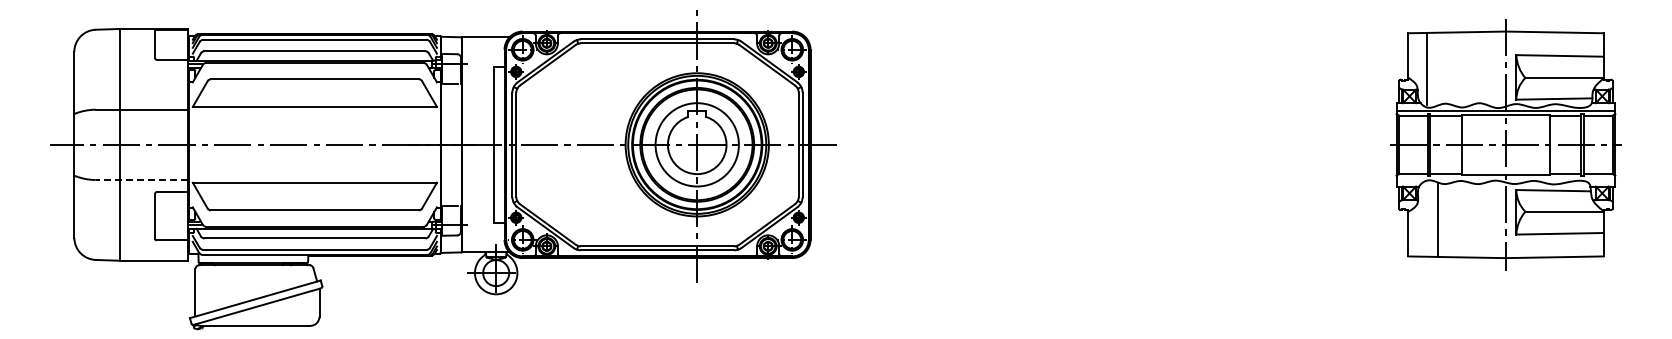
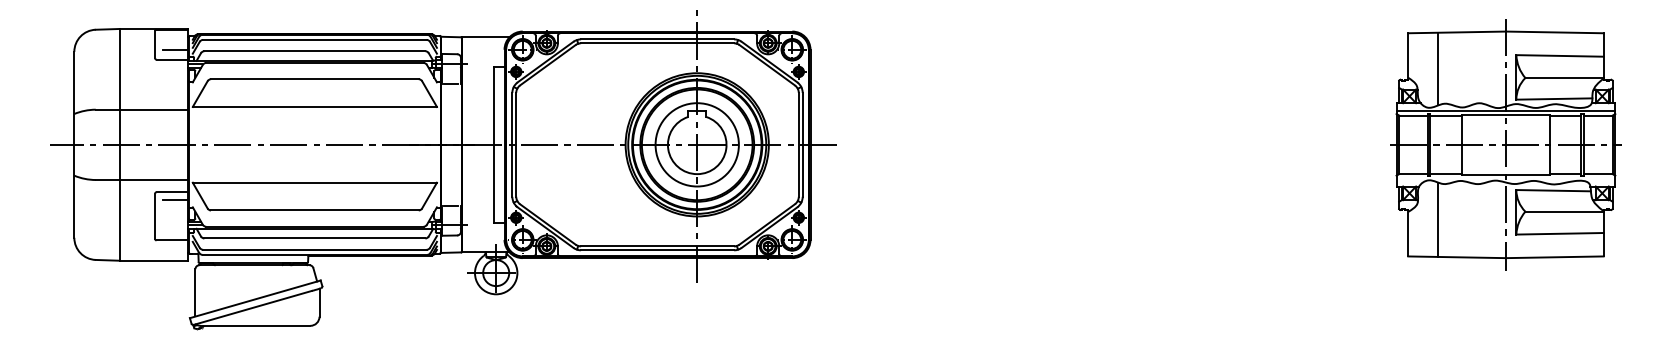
line: none -> present (175, 49)
line position: (1427, 68) -> (1438, 68) (1438, 68)
line: dashed -> solid (141, 180)
line: none -> present (175, 200)
